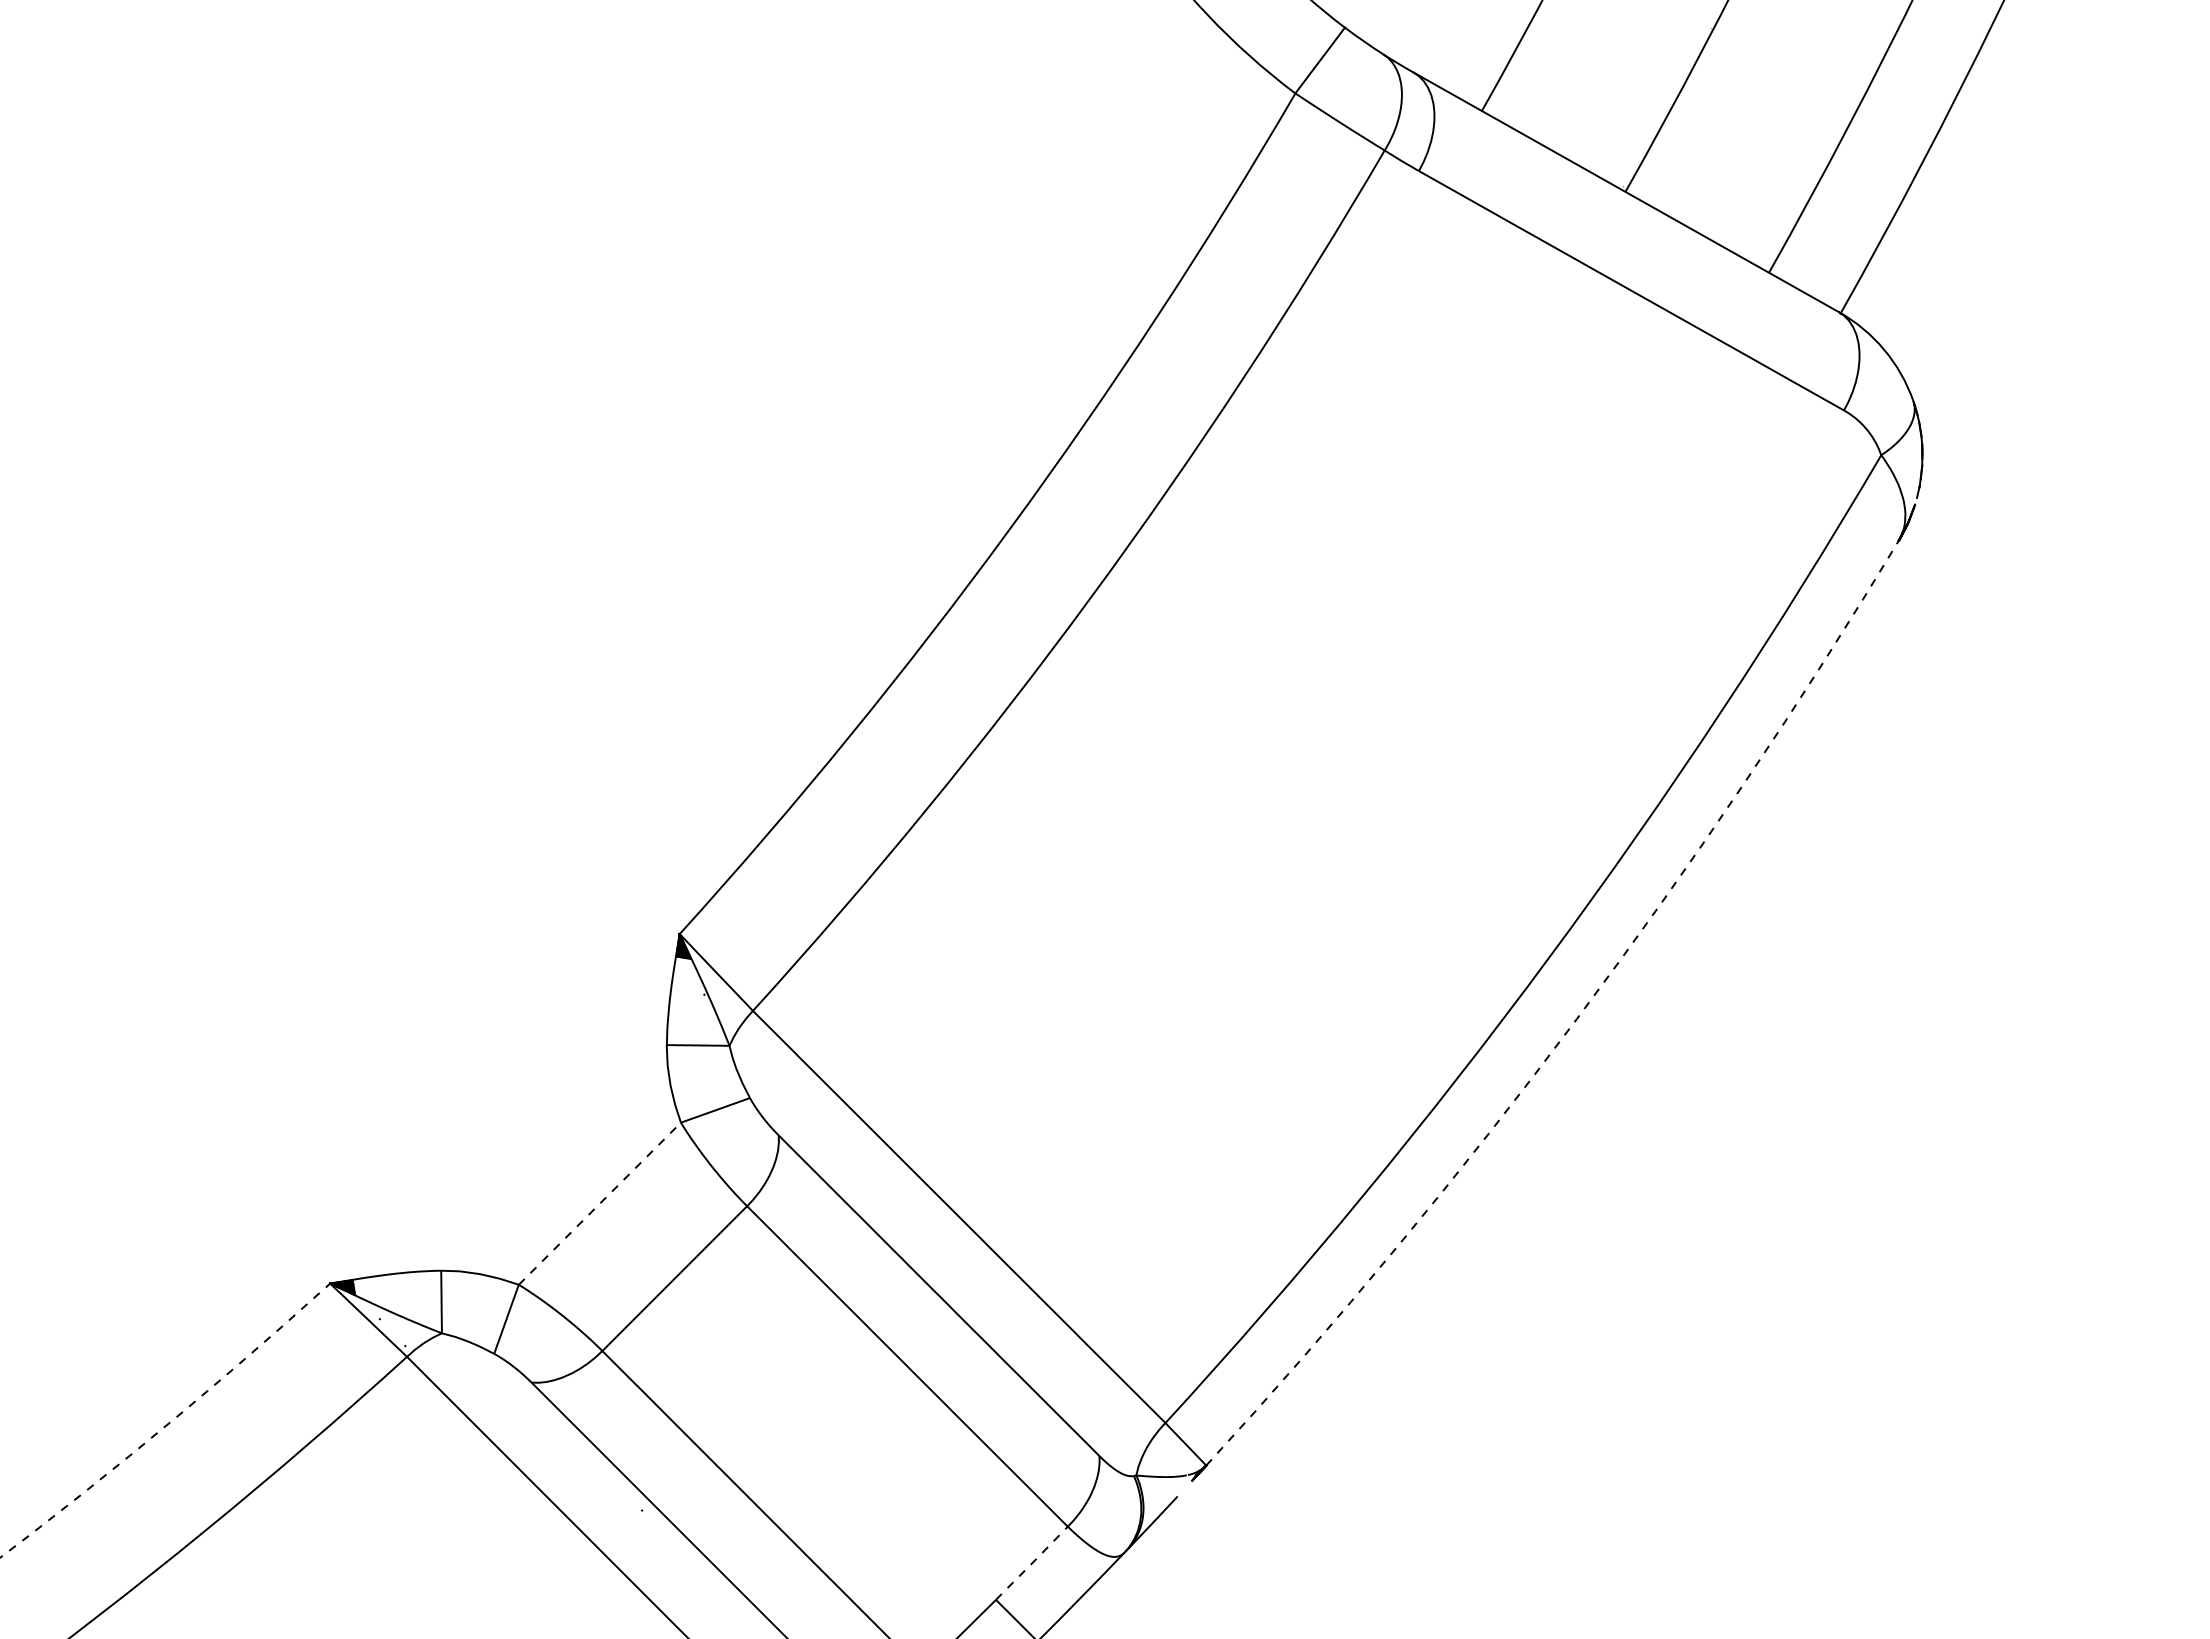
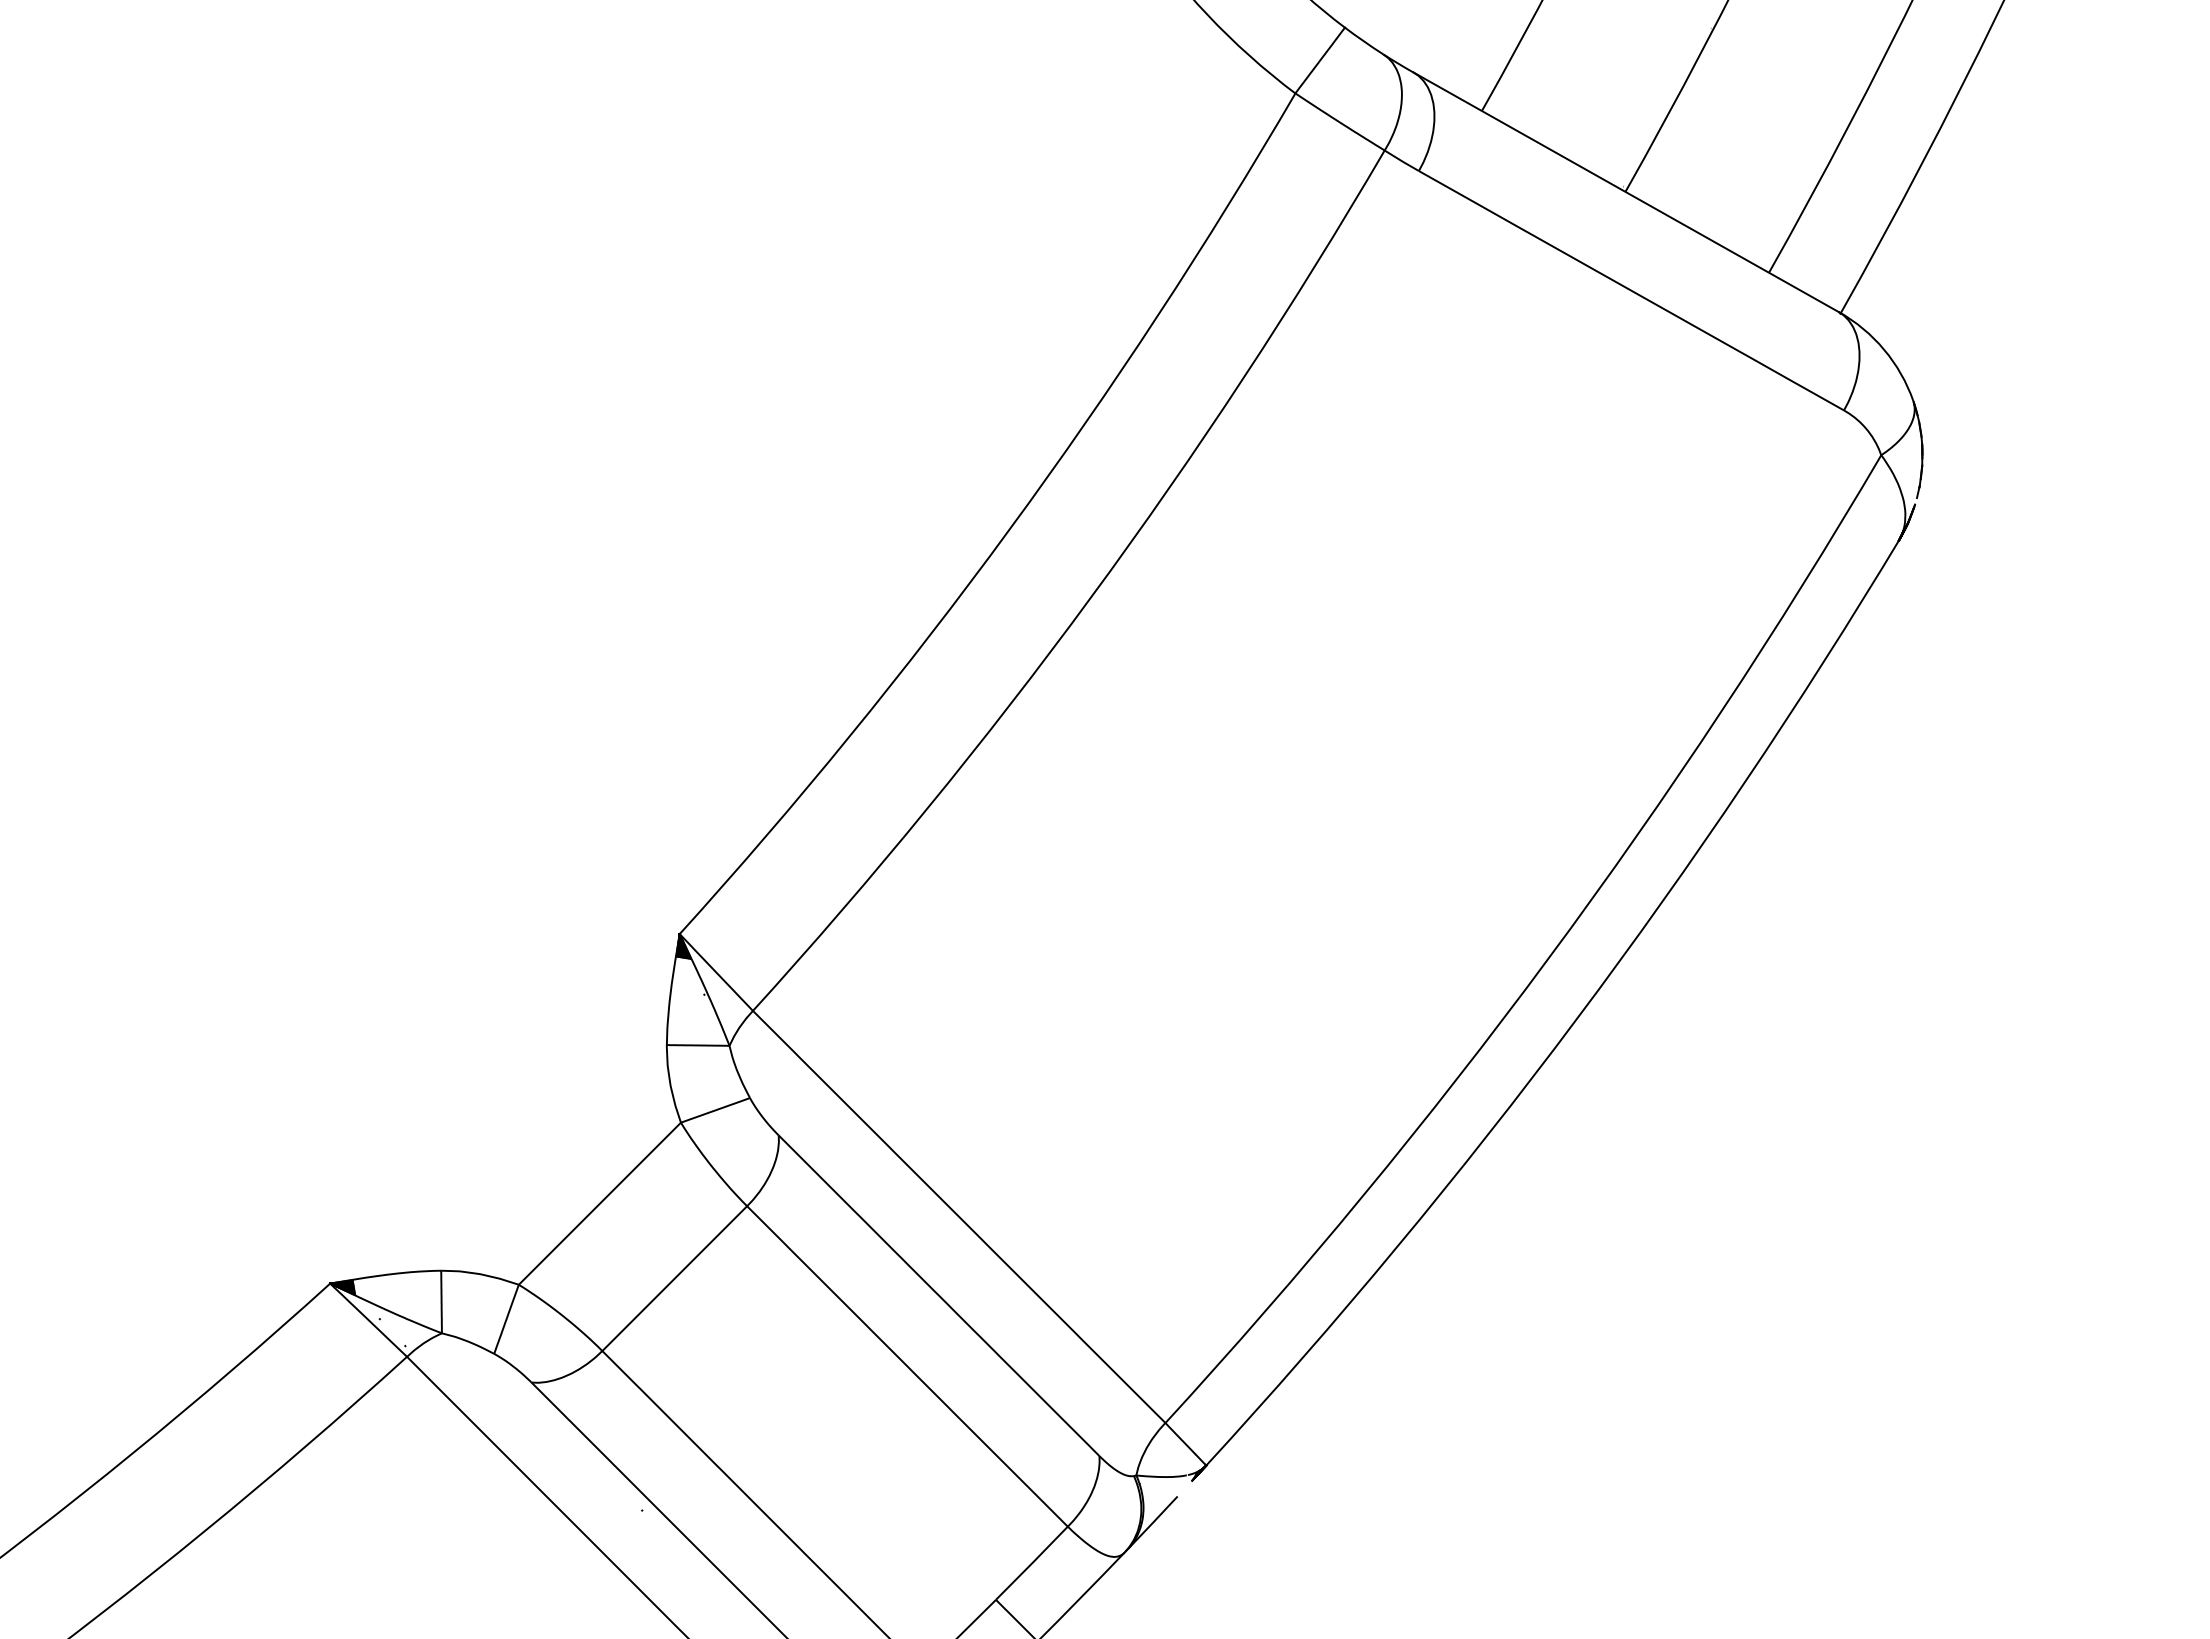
arc: dashed -> solid (1576, 1018)
line: dashed -> solid (599, 1203)
arc: dashed -> solid (168, 1424)
line: dashed -> solid (1033, 1562)
